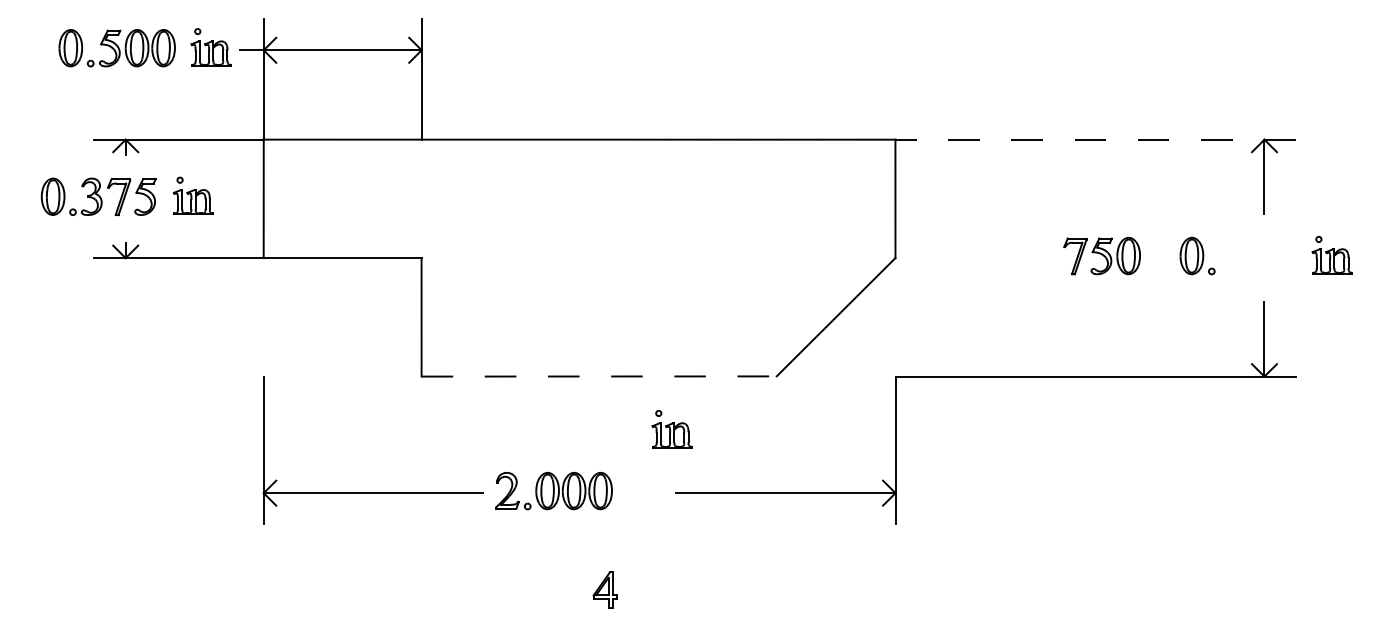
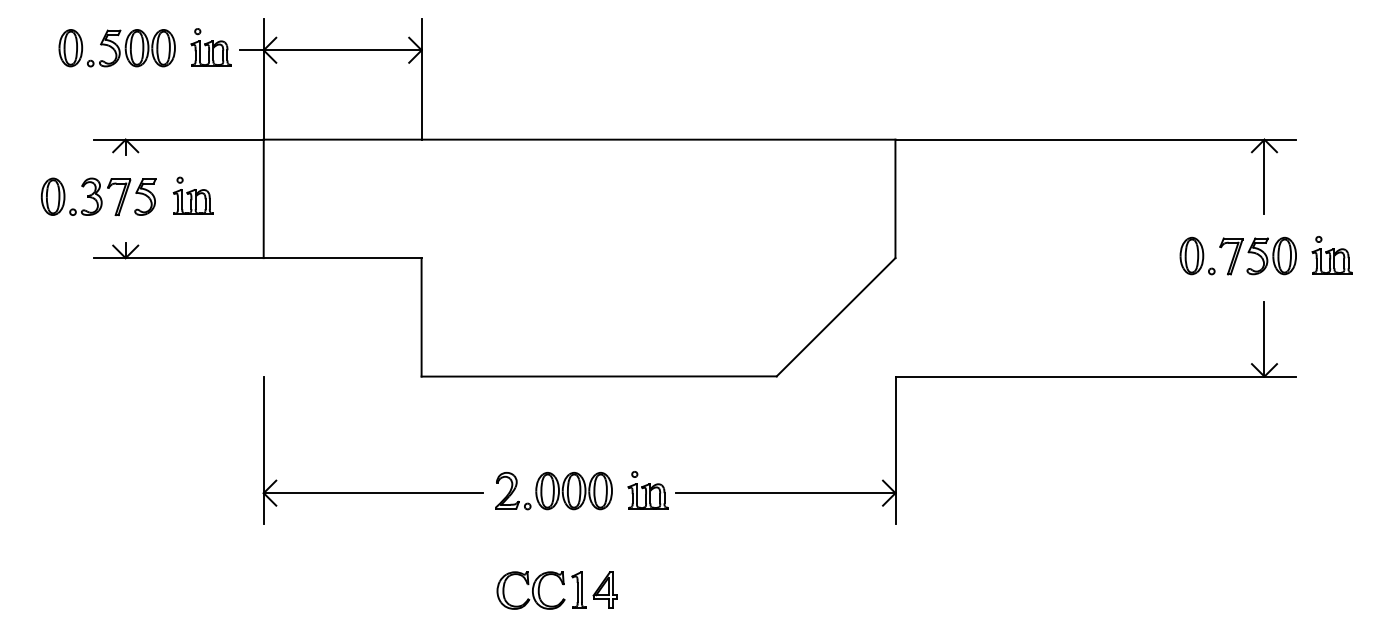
line: dashed -> solid (1095, 139)
part position: (1101, 255) -> (1257, 255) (1257, 255)
line: dashed -> solid (599, 376)
part position: (671, 429) -> (647, 490) (647, 490)
part: none -> present (541, 590)
